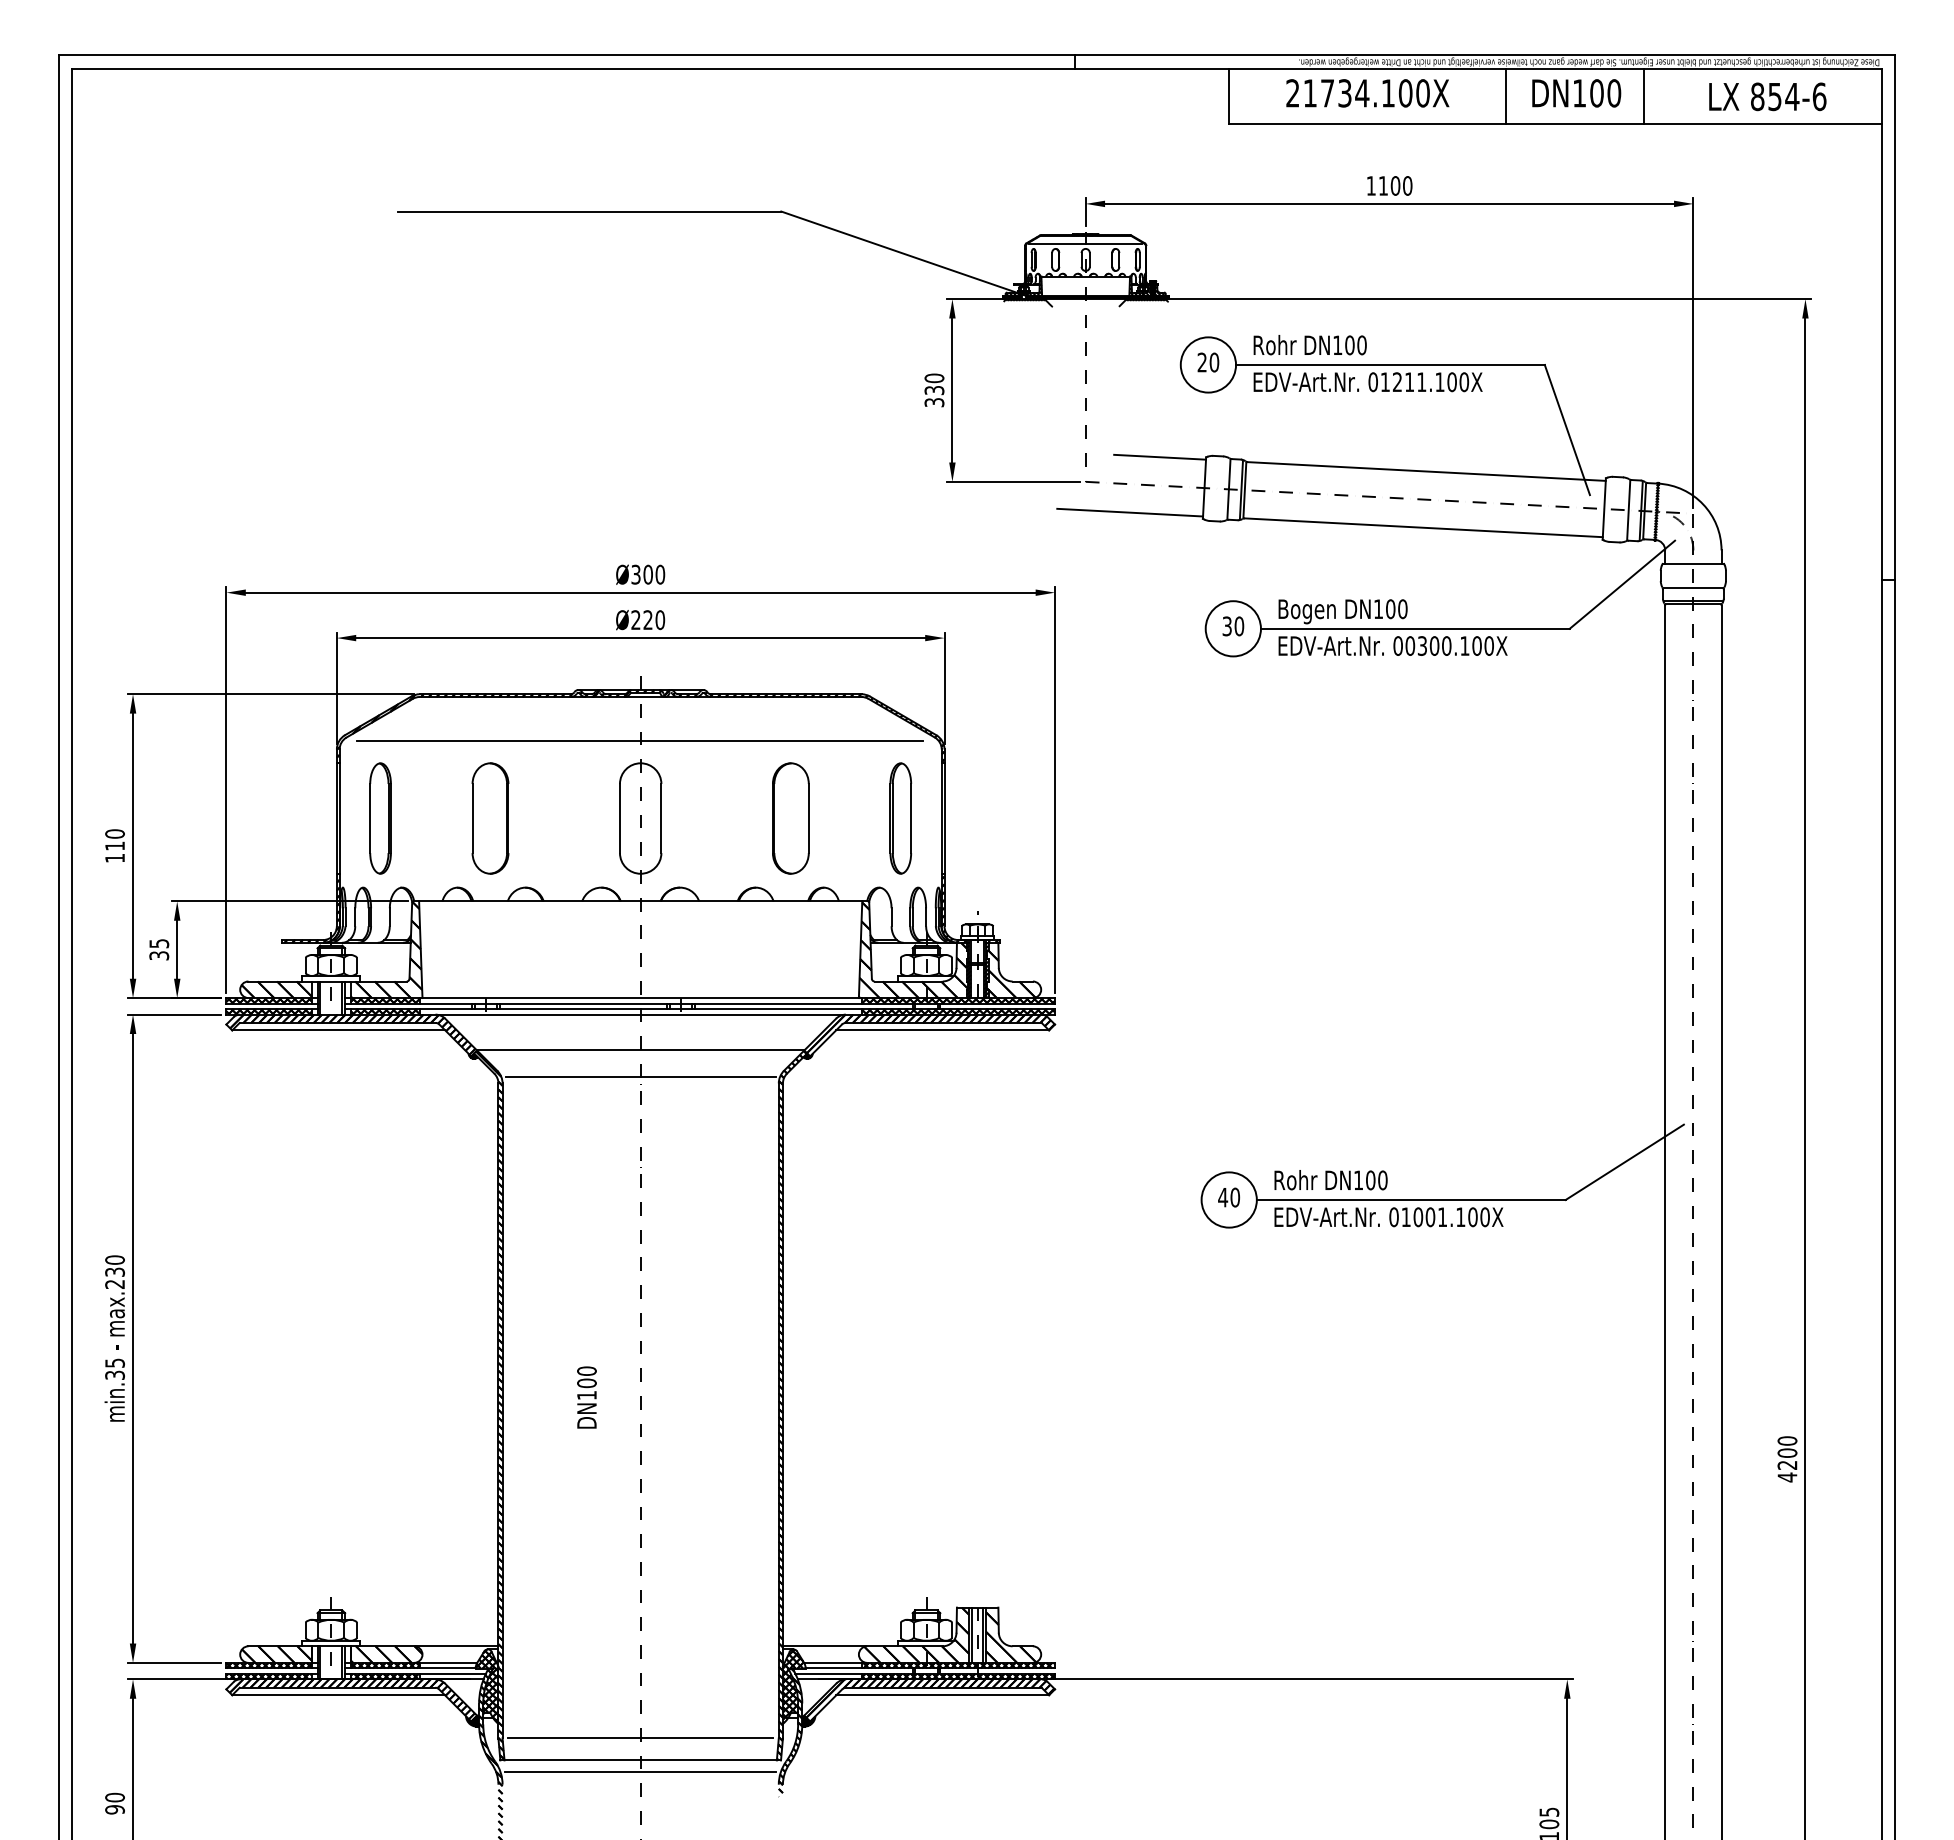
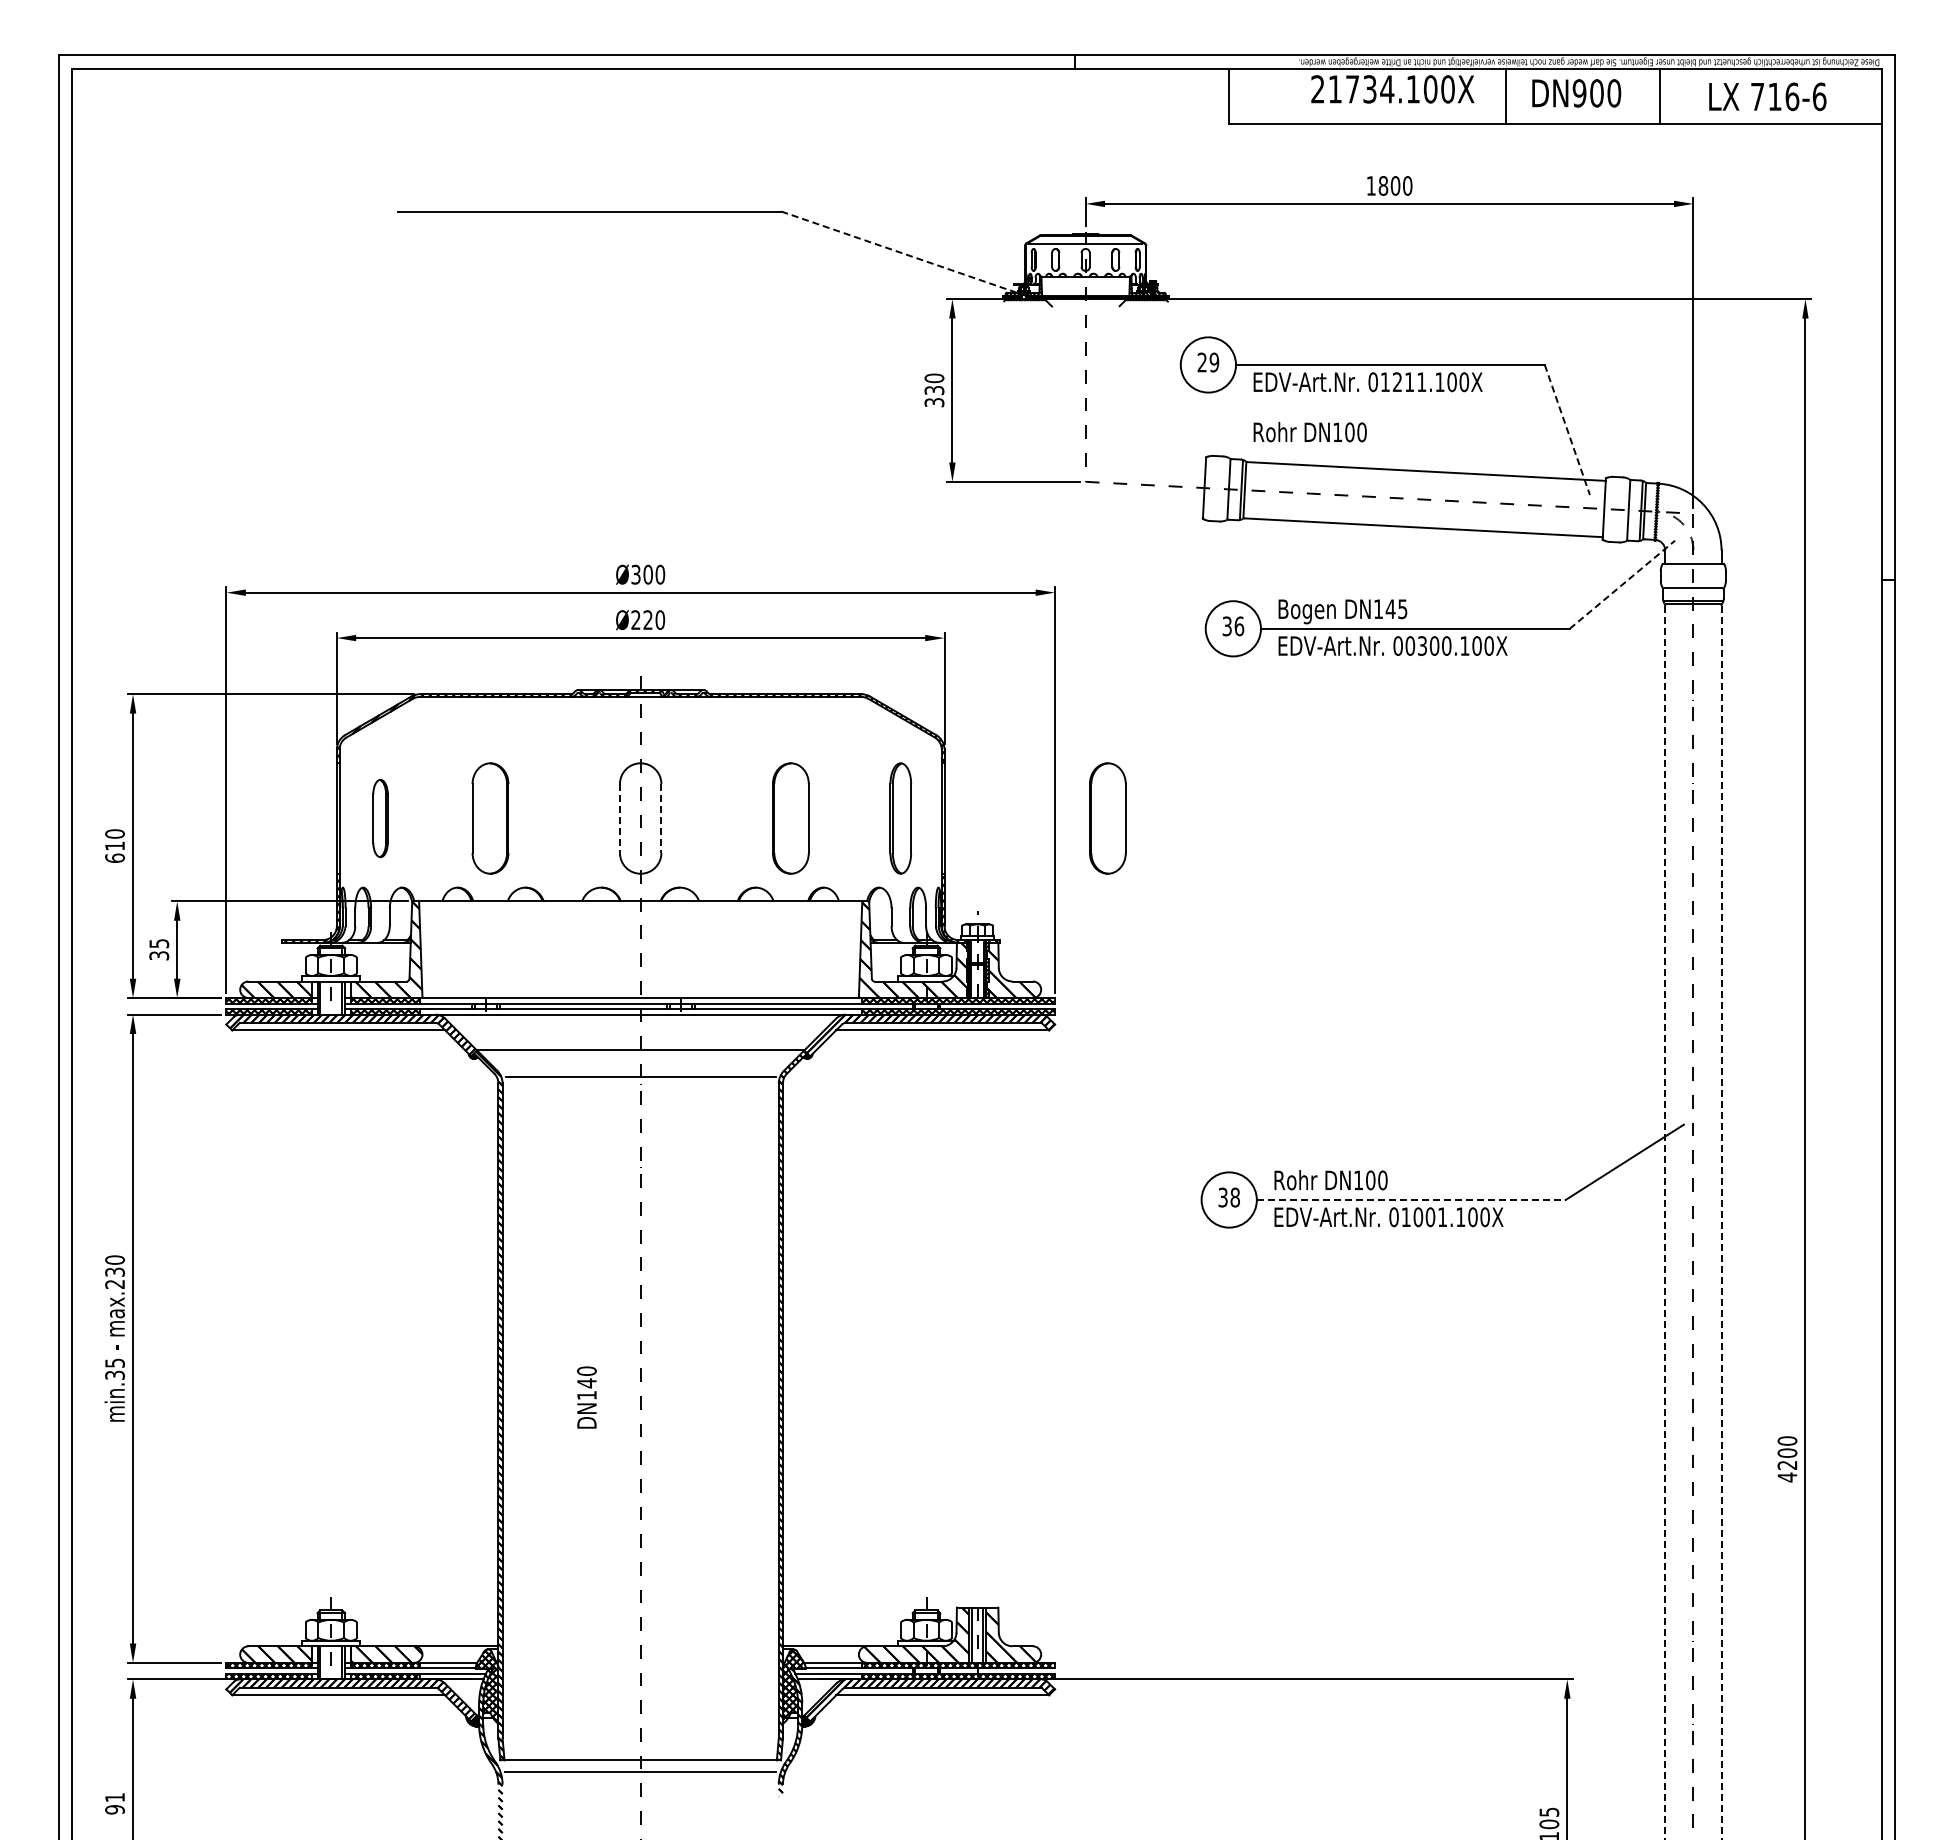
text position: (1367, 93) -> (1392, 89) (1392, 89)
text: DN100 -> DN900 (1579, 93)
line position: (1643, 96) -> (1659, 96) (1659, 96)
text: 854-6 -> 716-6 (1775, 96)
text: 1100 -> 1800 (1383, 185)
line: solid -> dashed (905, 254)
text position: (1309, 345) -> (1309, 432) (1309, 432)
text: 20 -> 29 (1214, 362)
line: solid -> dashed (1567, 430)
line: present -> none (1160, 456)
line: present -> none (1130, 512)
line: solid -> dashed (1622, 584)
text: DN100 -> DN145 (1396, 609)
text: 30 -> 36 (1239, 626)
line: present -> none (639, 741)
part size: 23x113 px -> 17x80 px (380, 818)
line: solid -> dashed (619, 818)
line: solid -> dashed (661, 818)
part: none -> present (1107, 818)
text: 110 -> 610 (114, 857)
text: 40 -> 38 (1229, 1197)
line: solid -> dashed (1411, 1200)
line: solid -> dashed (1665, 1222)
line: solid -> dashed (1721, 1222)
text: DN100 -> DN140 (586, 1383)
line: present -> none (640, 1738)
text: 90 -> 91 (114, 1797)
